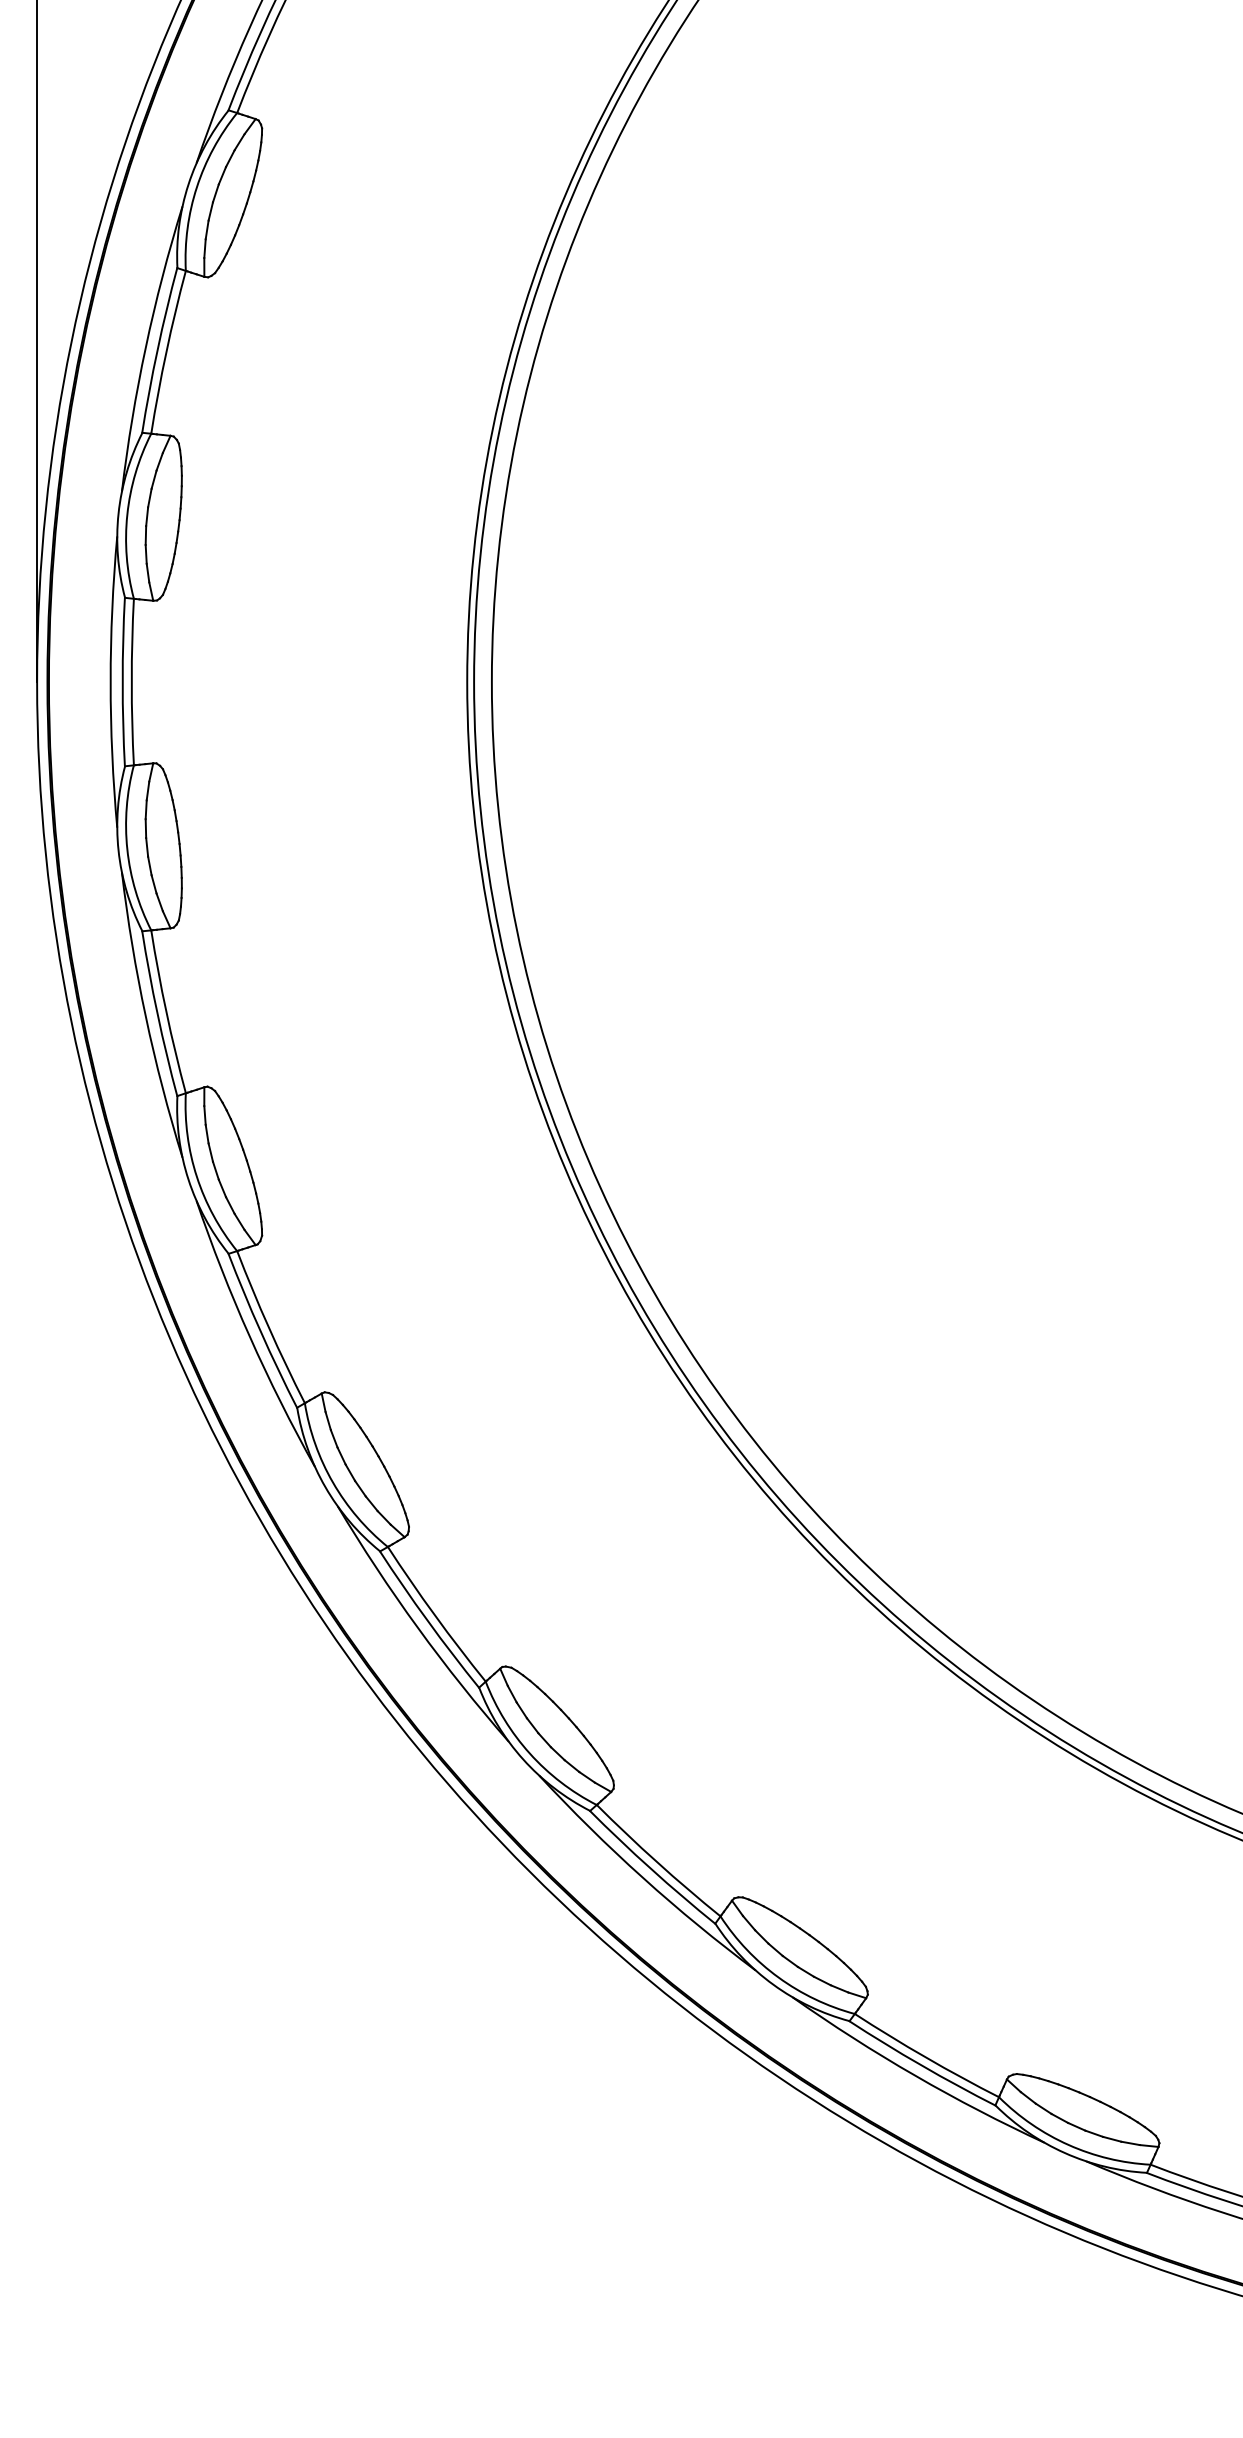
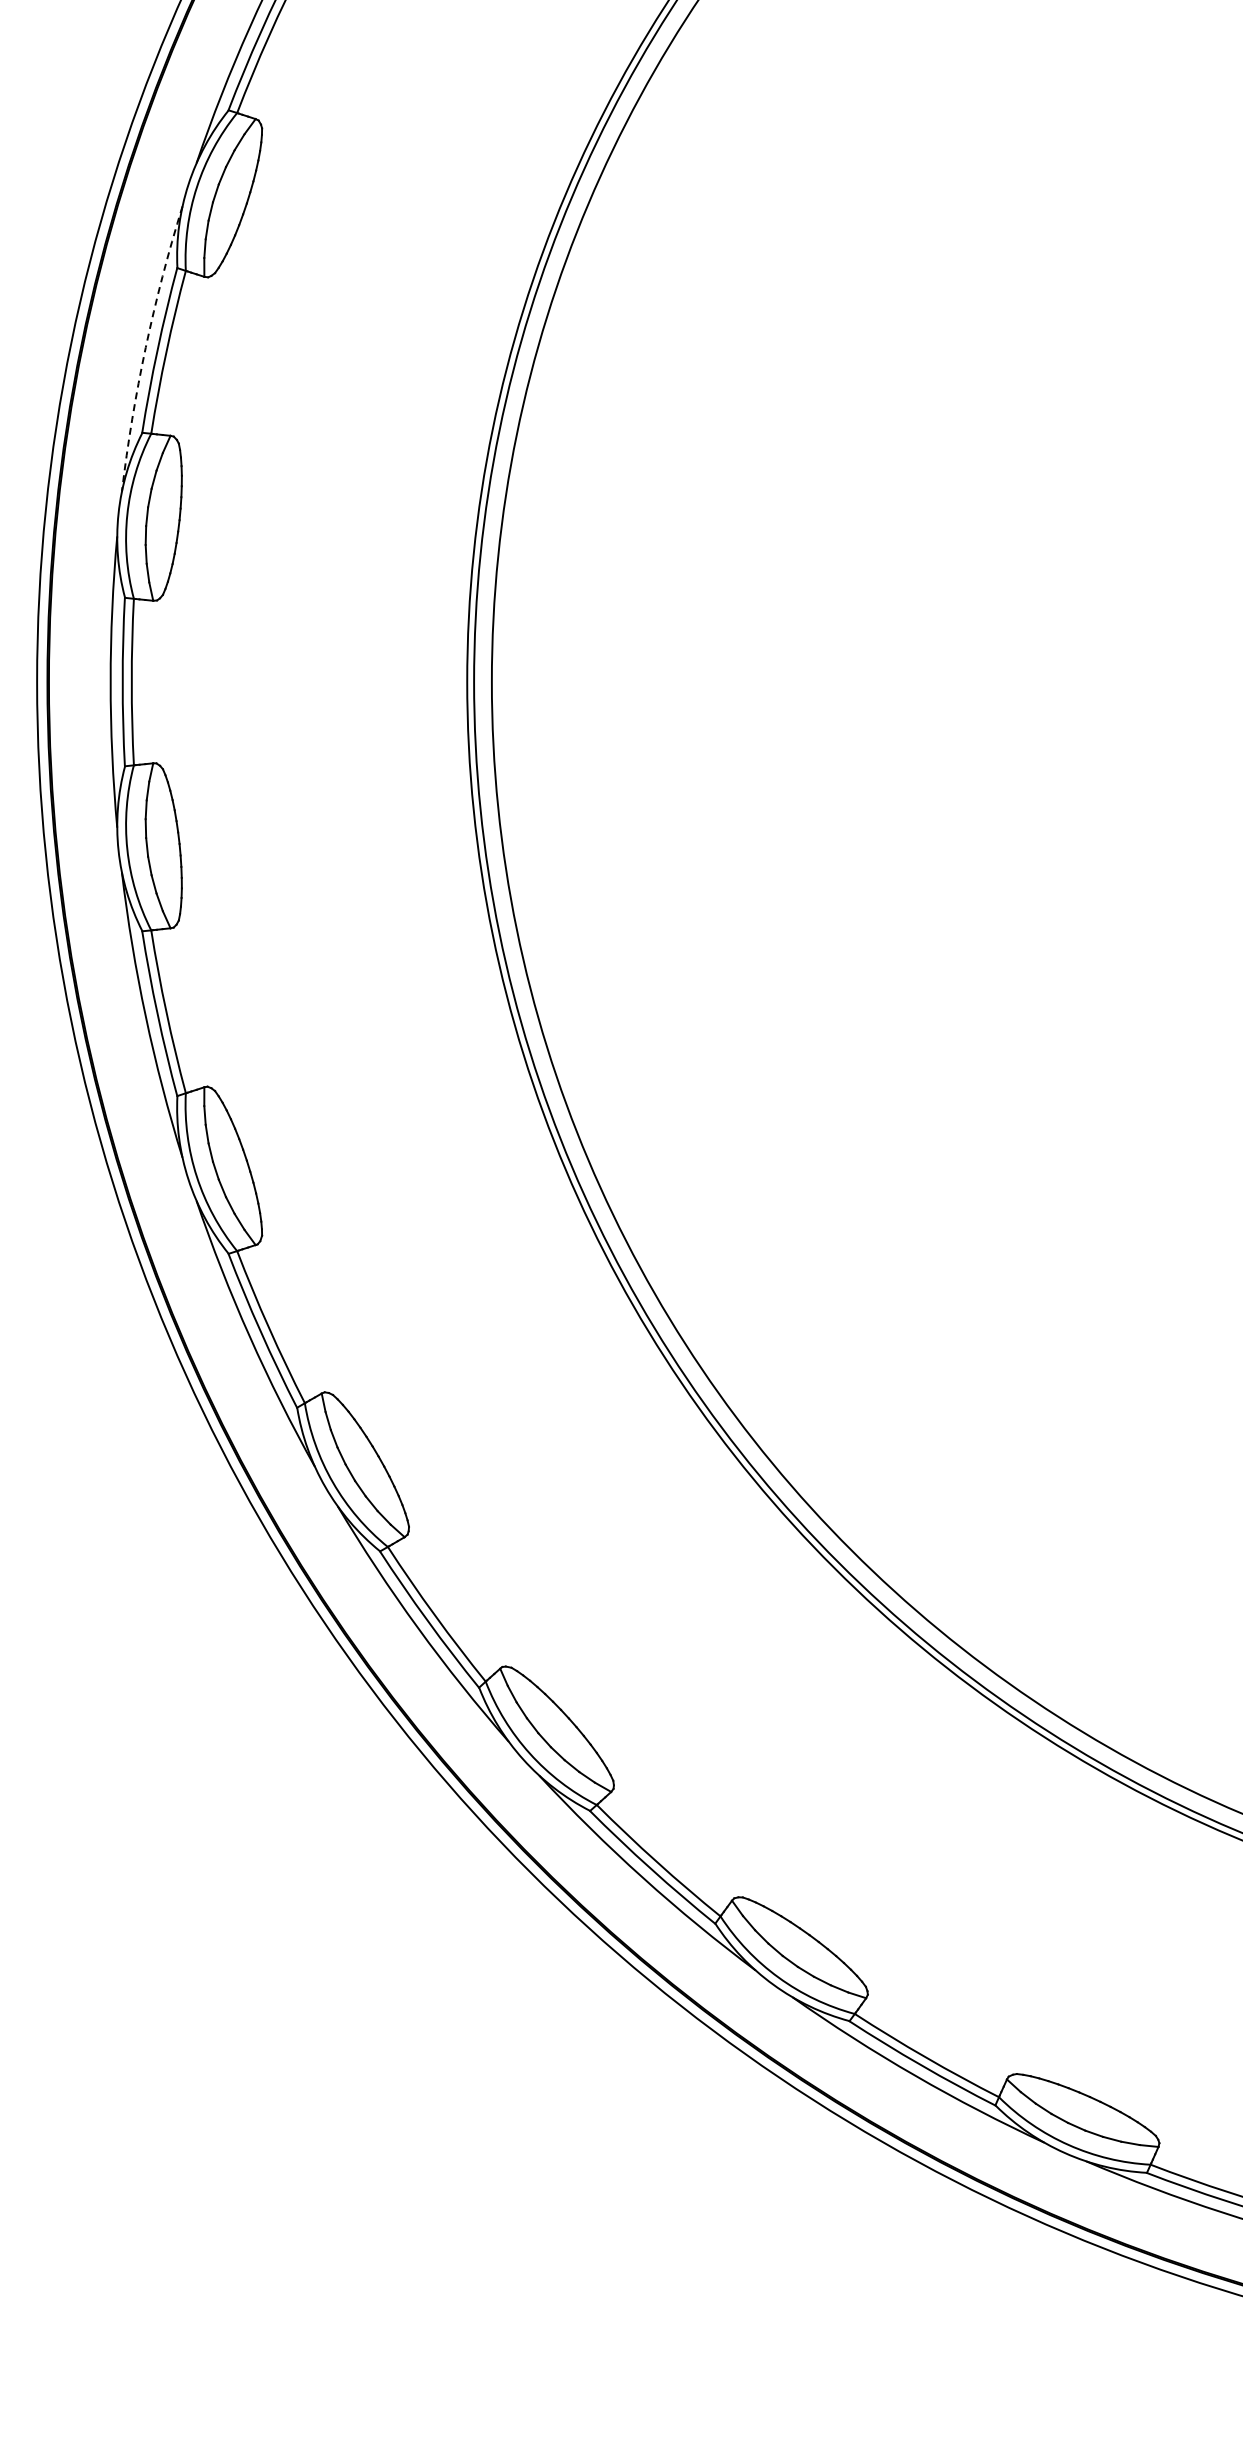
line: present -> none (37, 342)
arc: solid -> dashed (145, 347)
